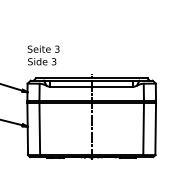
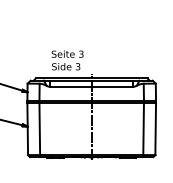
text position: (43, 55) -> (67, 60) (67, 60)
